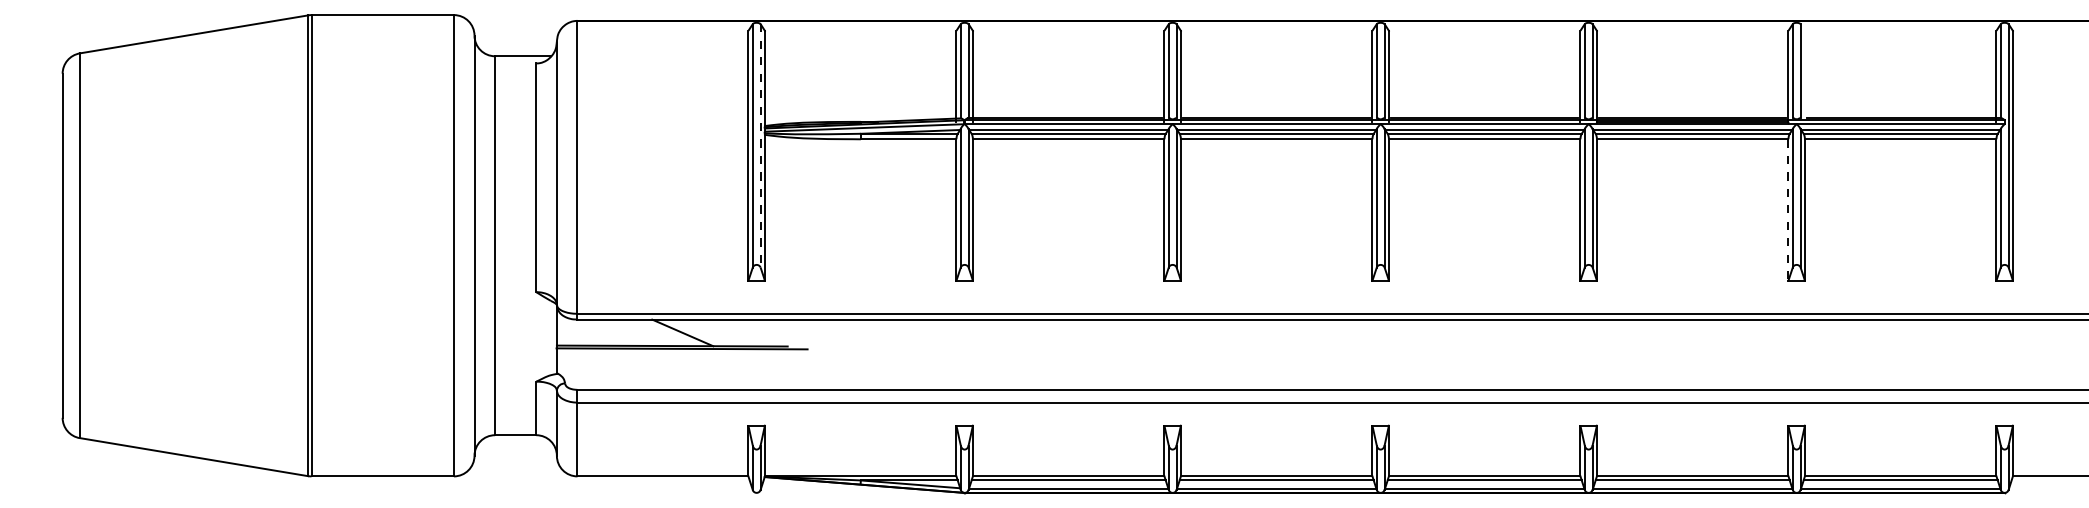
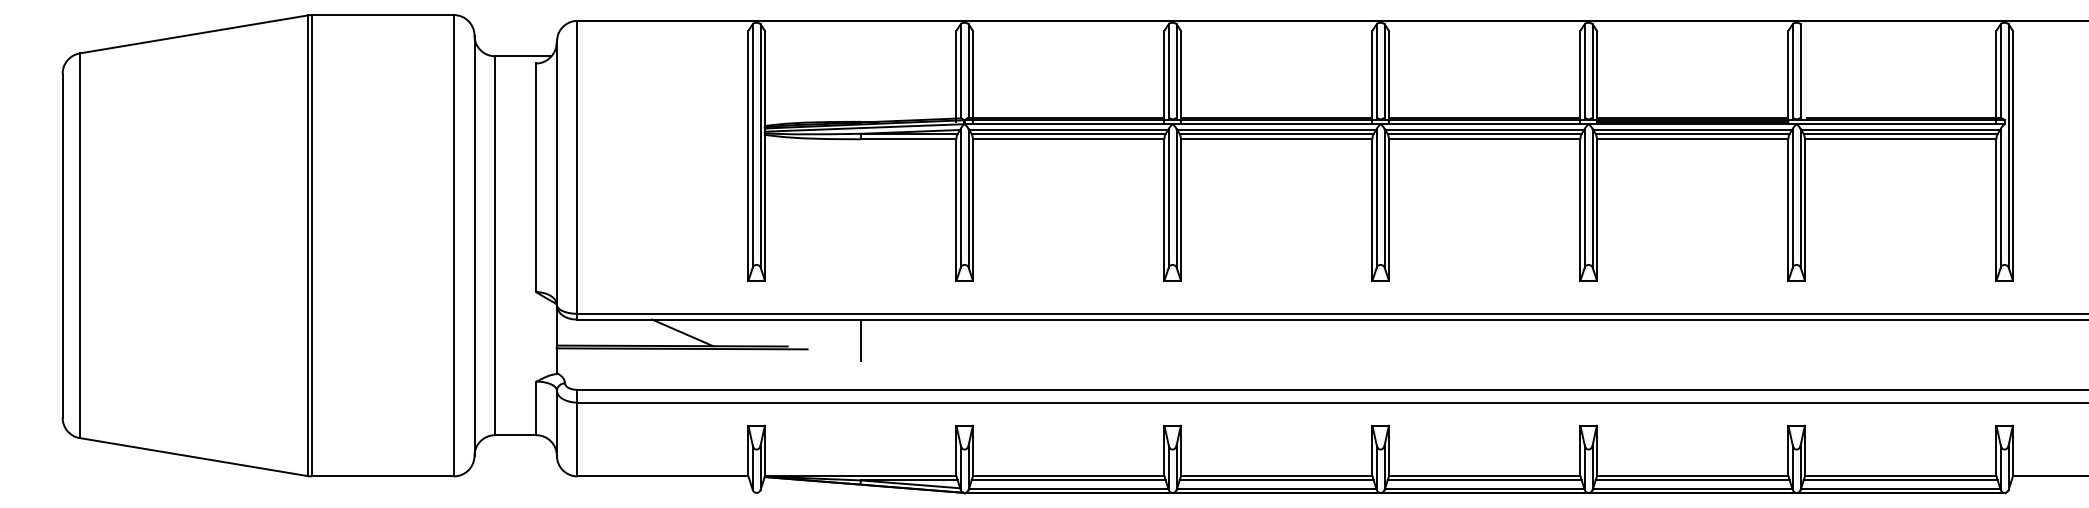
line: dashed -> solid (760, 145)
line: dashed -> solid (1788, 210)
line: none -> present (860, 340)
